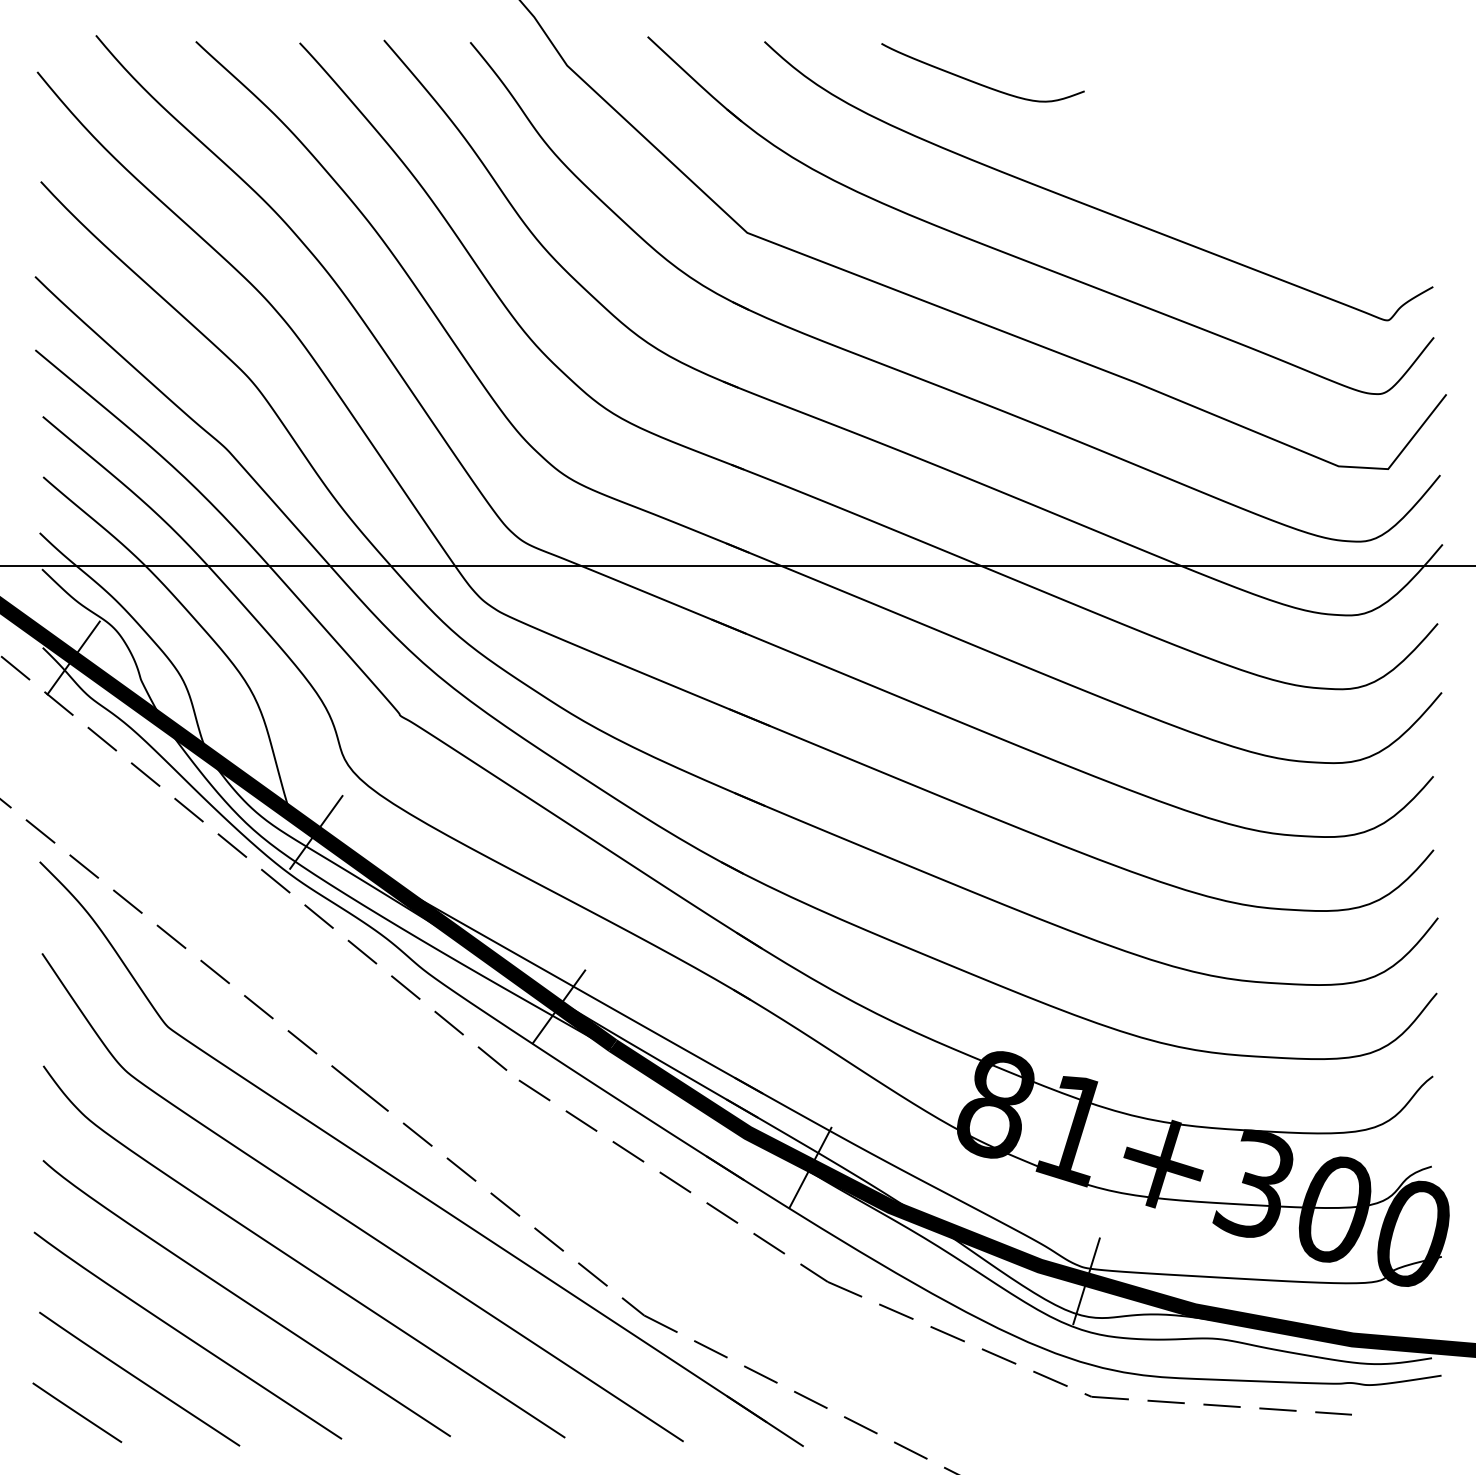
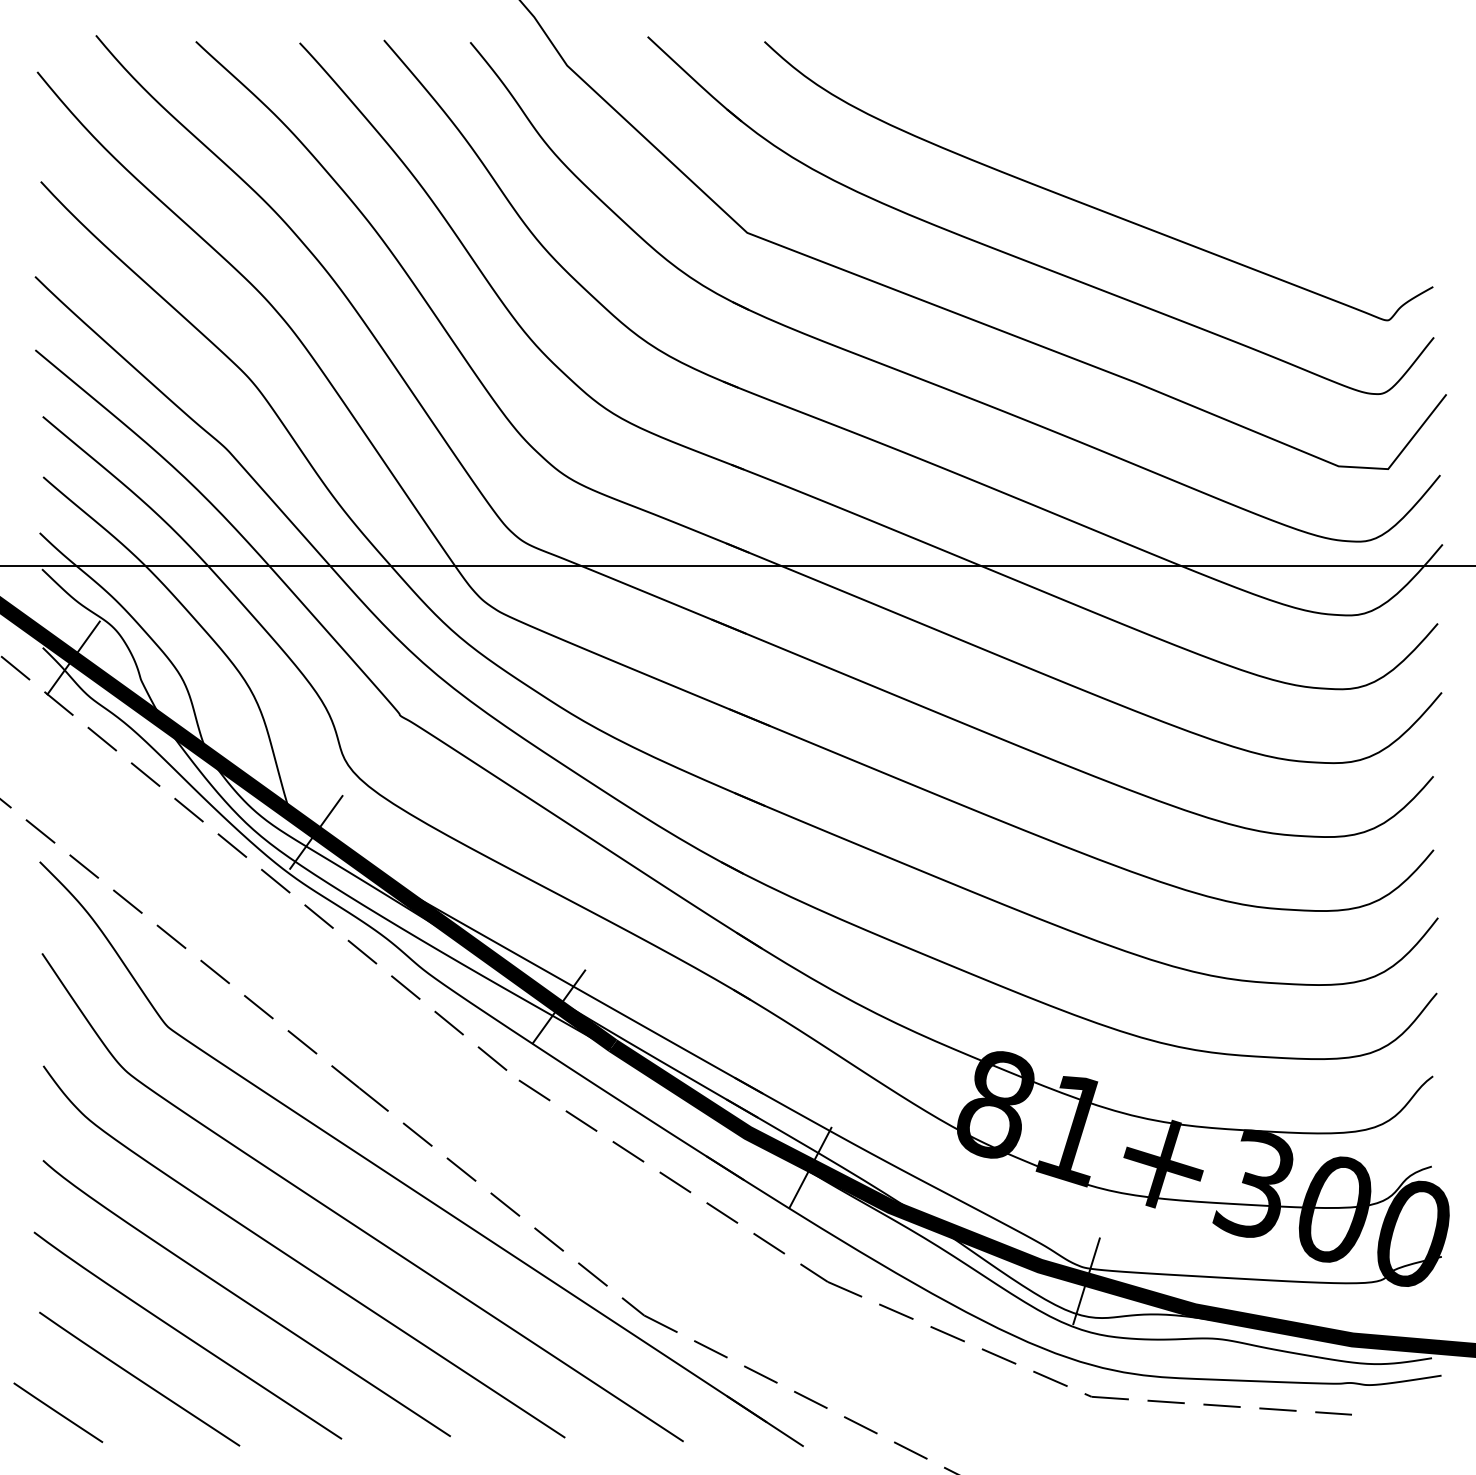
curve: present -> none (978, 82)
line position: (77, 1412) -> (58, 1412) (58, 1412)
